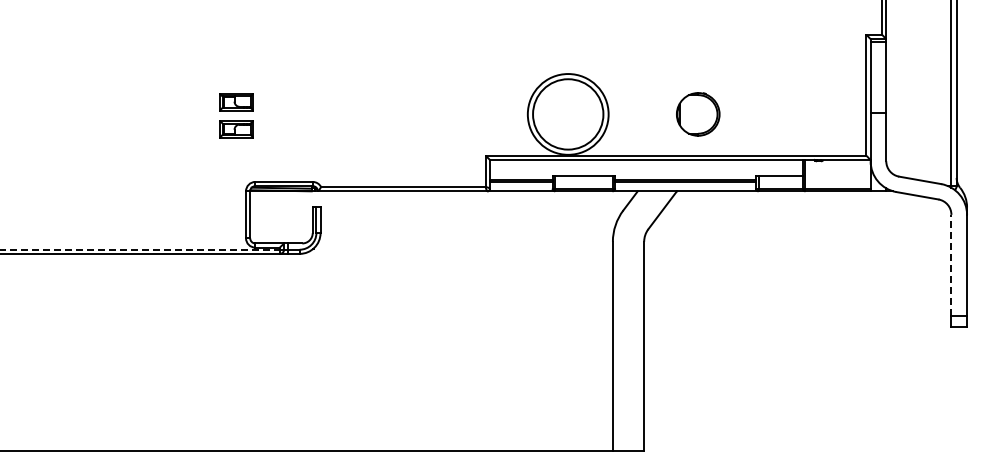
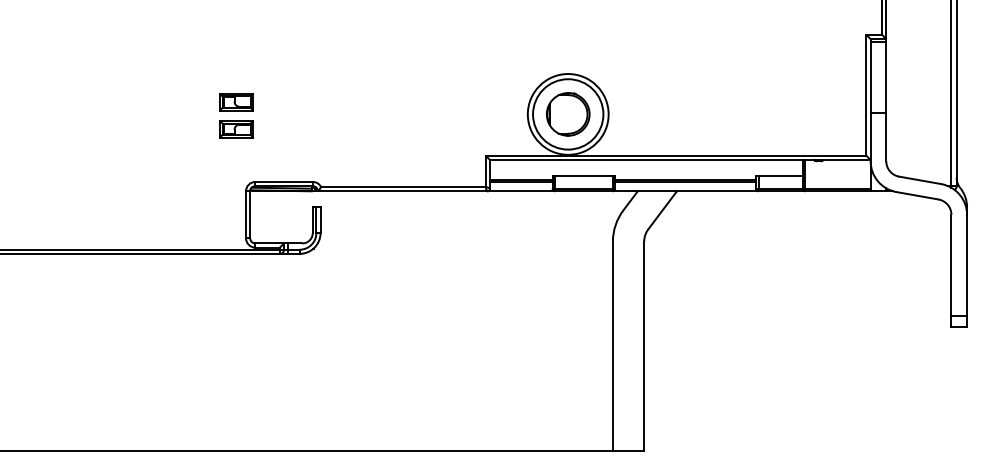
part position: (698, 114) -> (568, 114) (568, 114)
line: dashed -> solid (140, 249)
line: dashed -> solid (951, 265)
